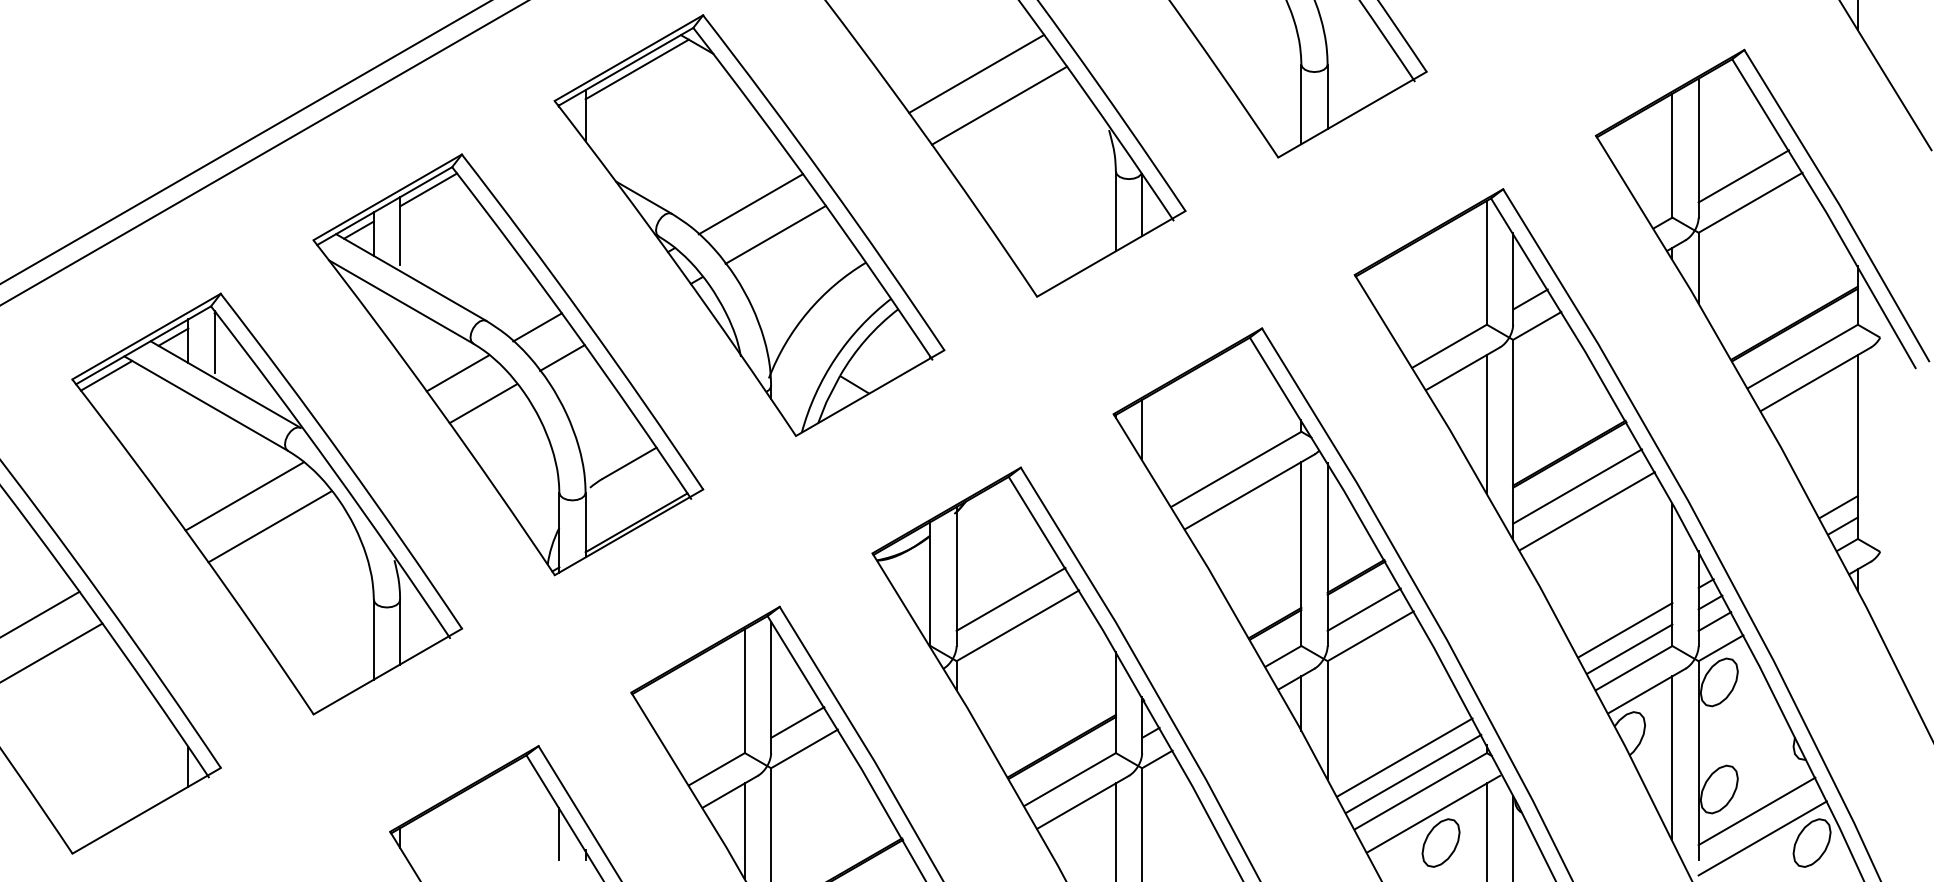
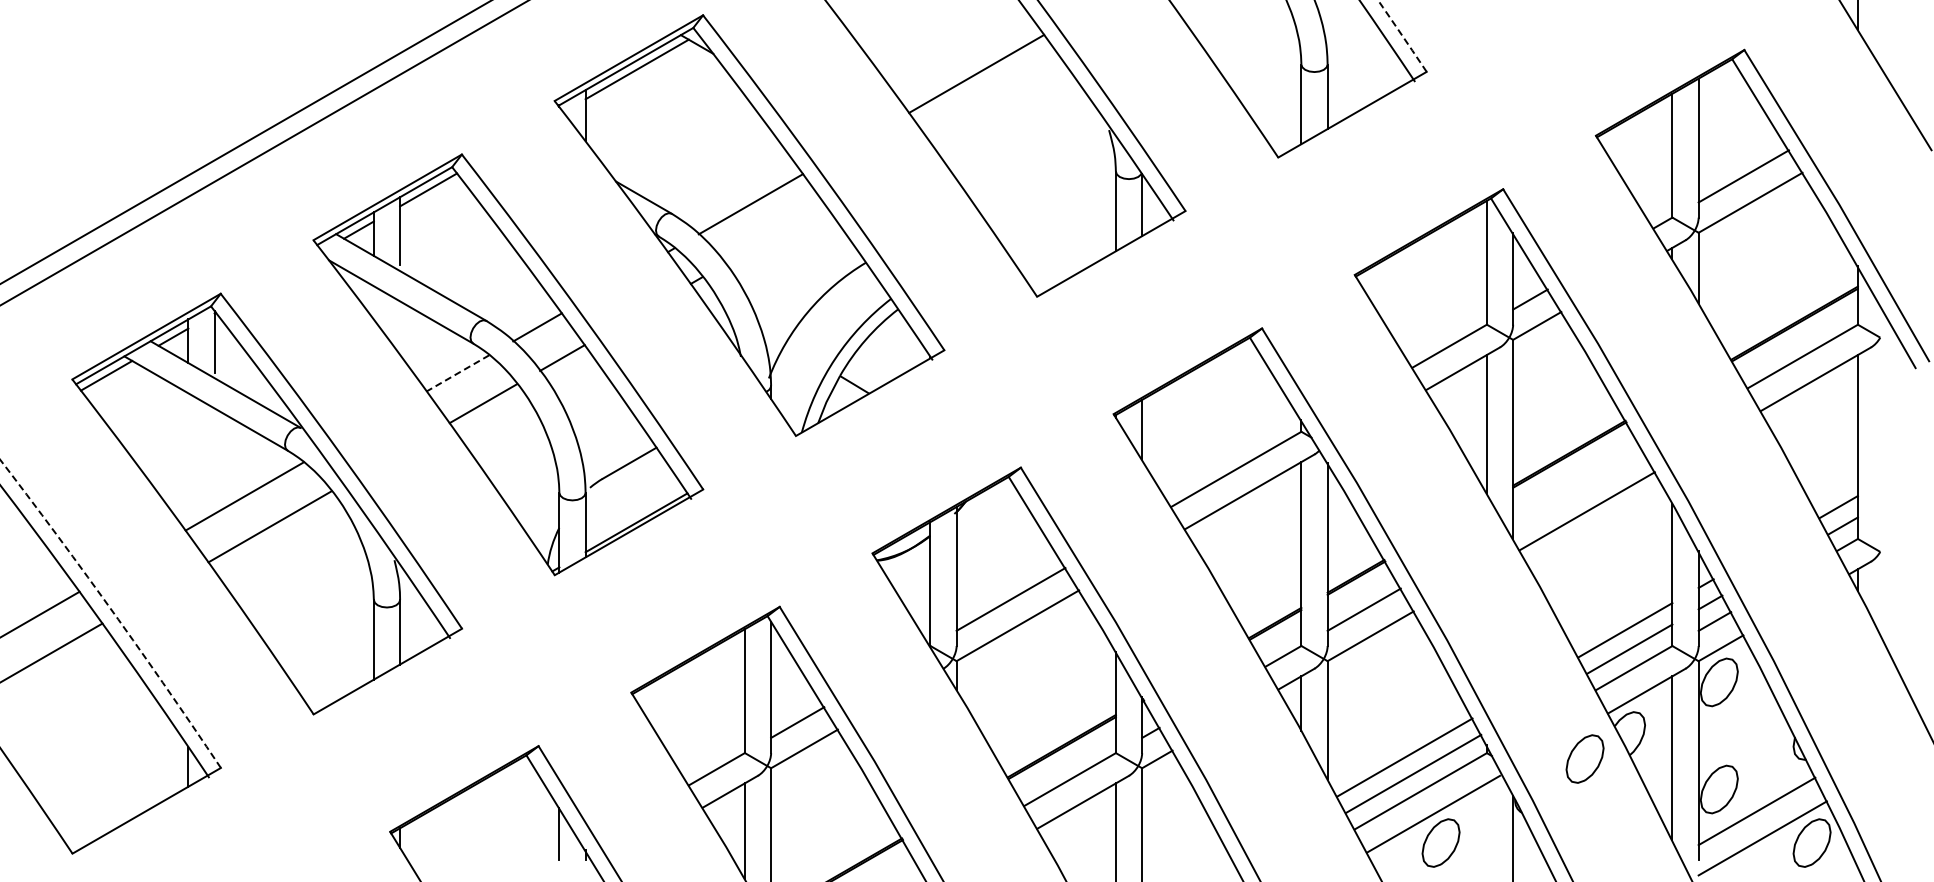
arc: solid -> dashed (1402, 35)
line: present -> none (999, 105)
line: present -> none (775, 234)
line: solid -> dashed (457, 373)
line: present -> none (1577, 486)
arc: solid -> dashed (112, 611)
part: none -> present (1584, 758)
line: present -> none (1486, 830)
